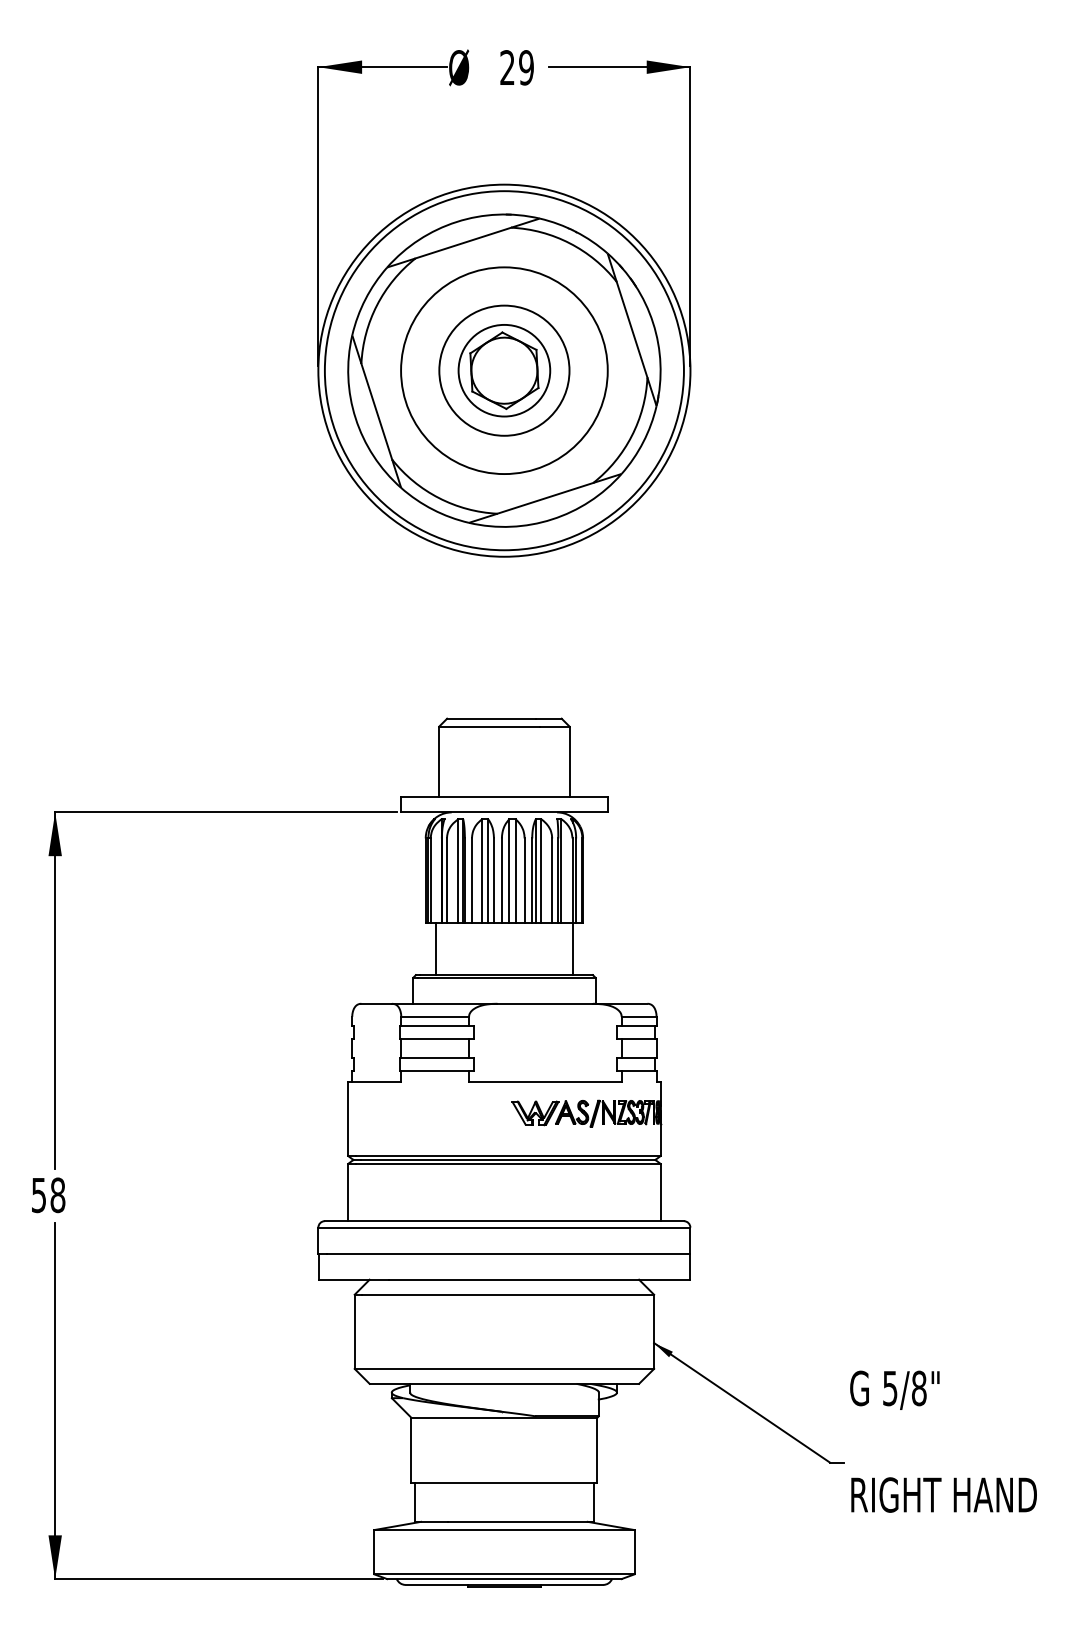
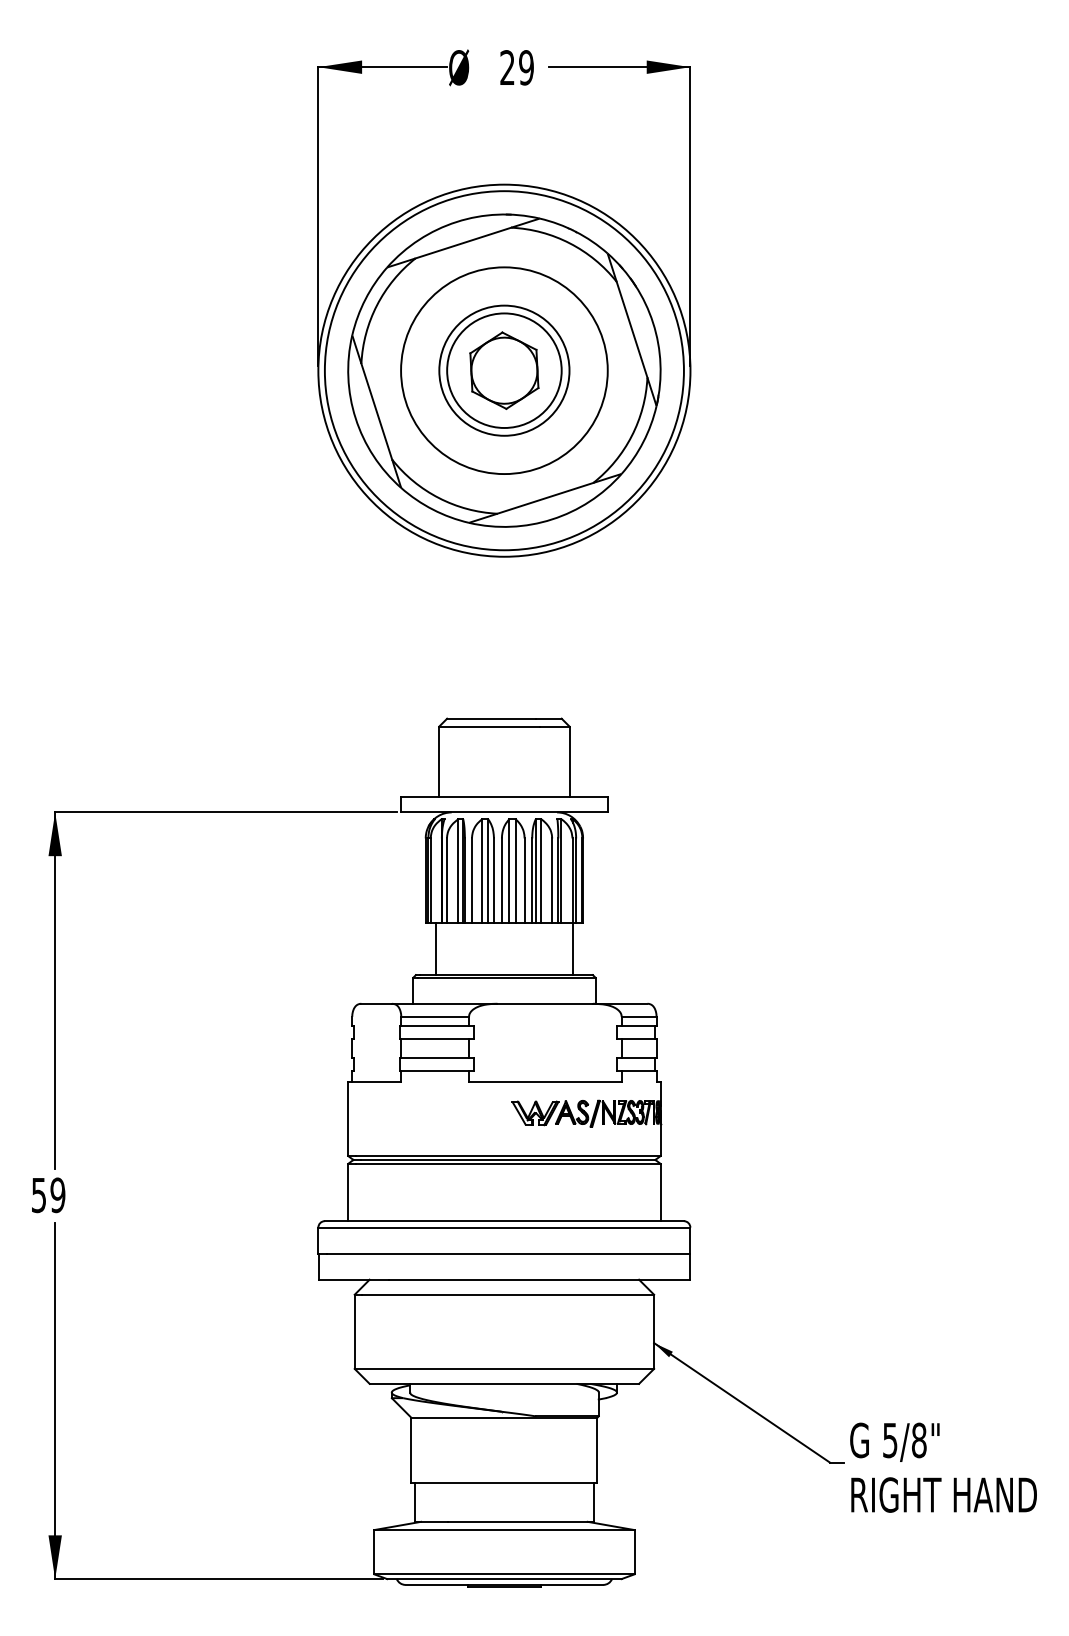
circle diameter: 92 px -> 115 px (504, 370)
text: 58 -> 59 (57, 1195)
text position: (894, 1389) -> (894, 1441) (894, 1441)
